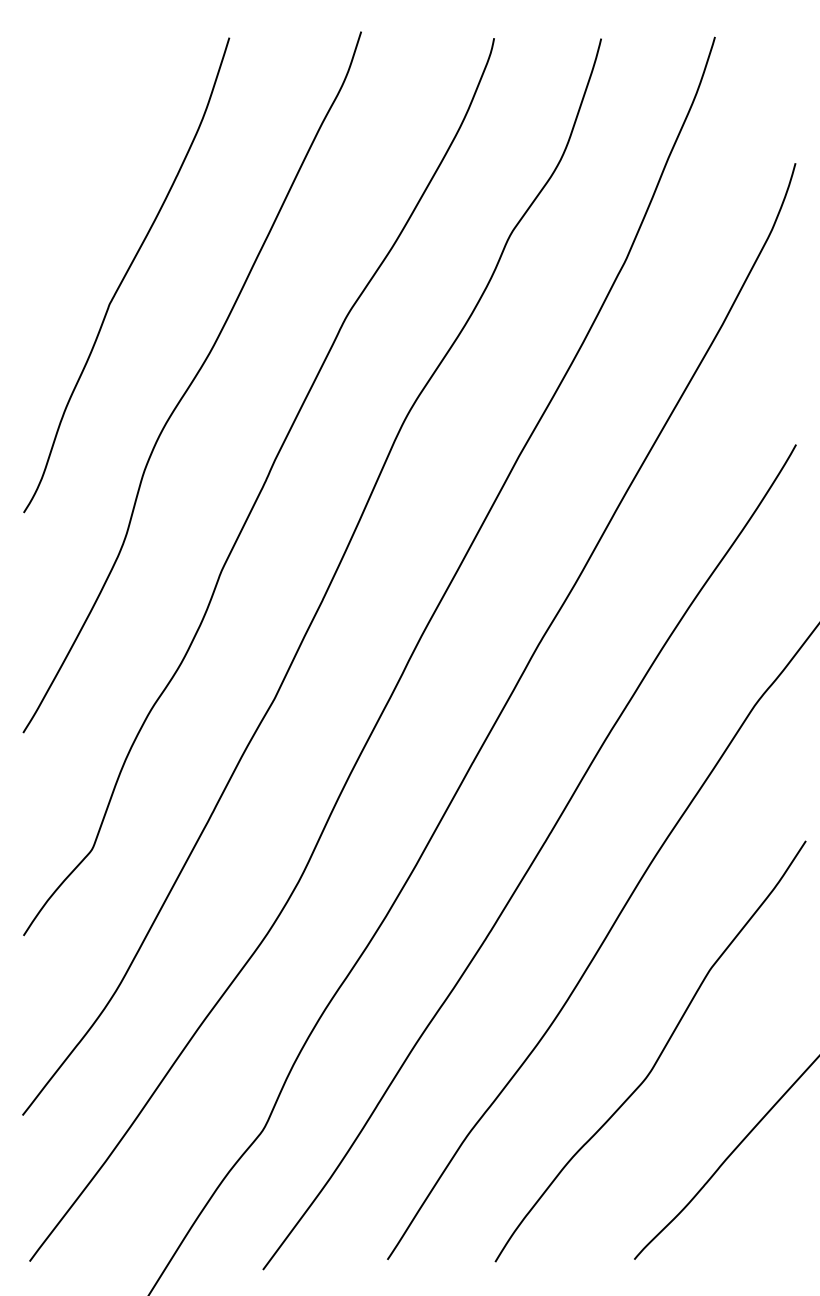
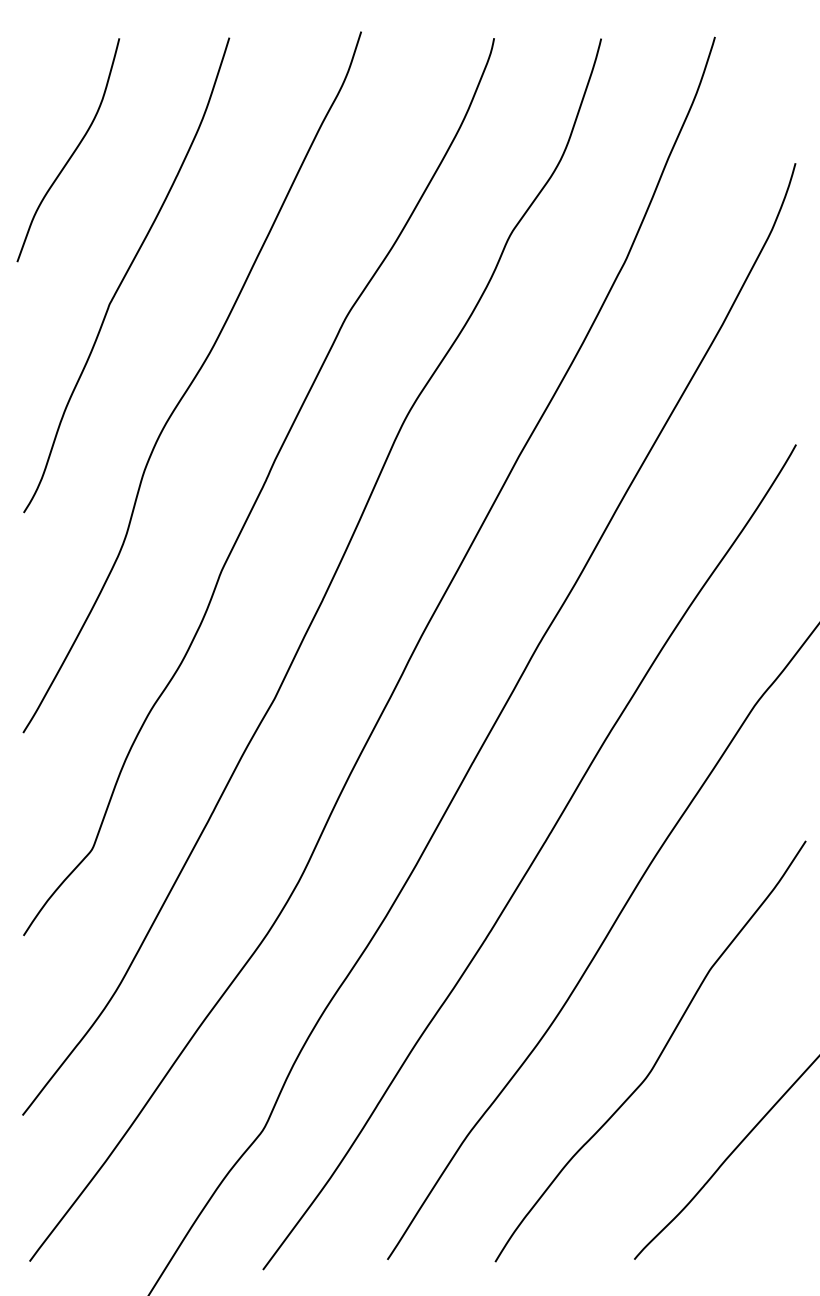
curve: none -> present (72, 152)
